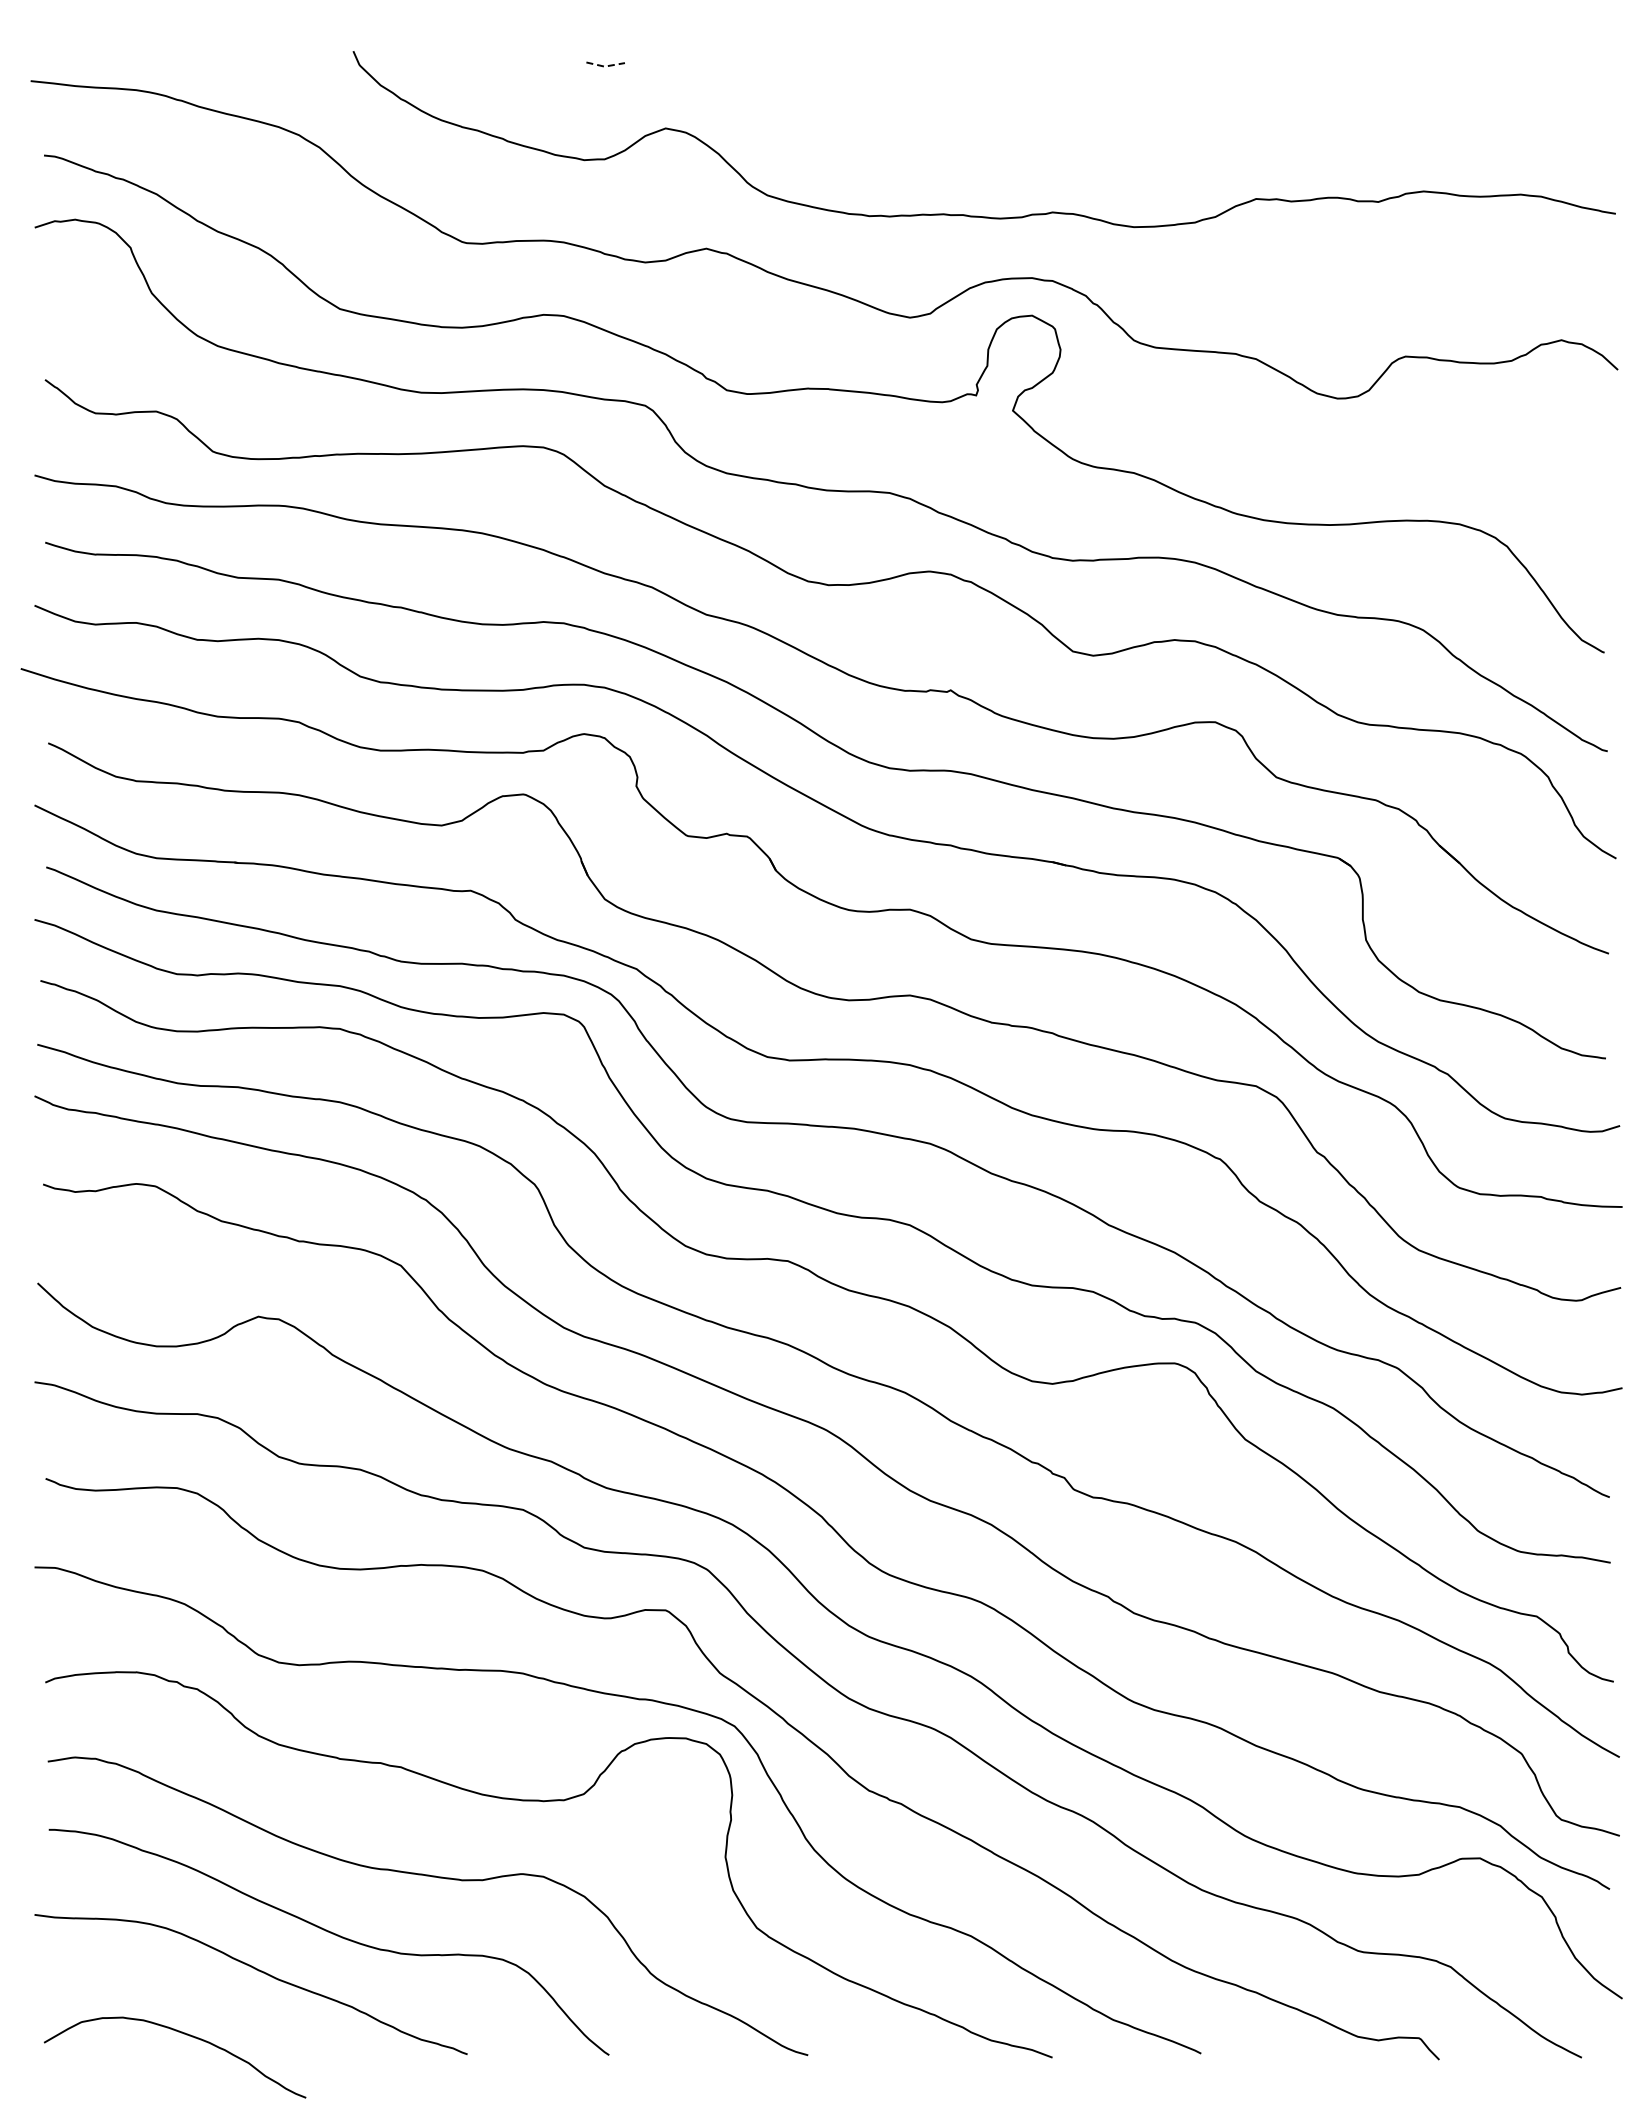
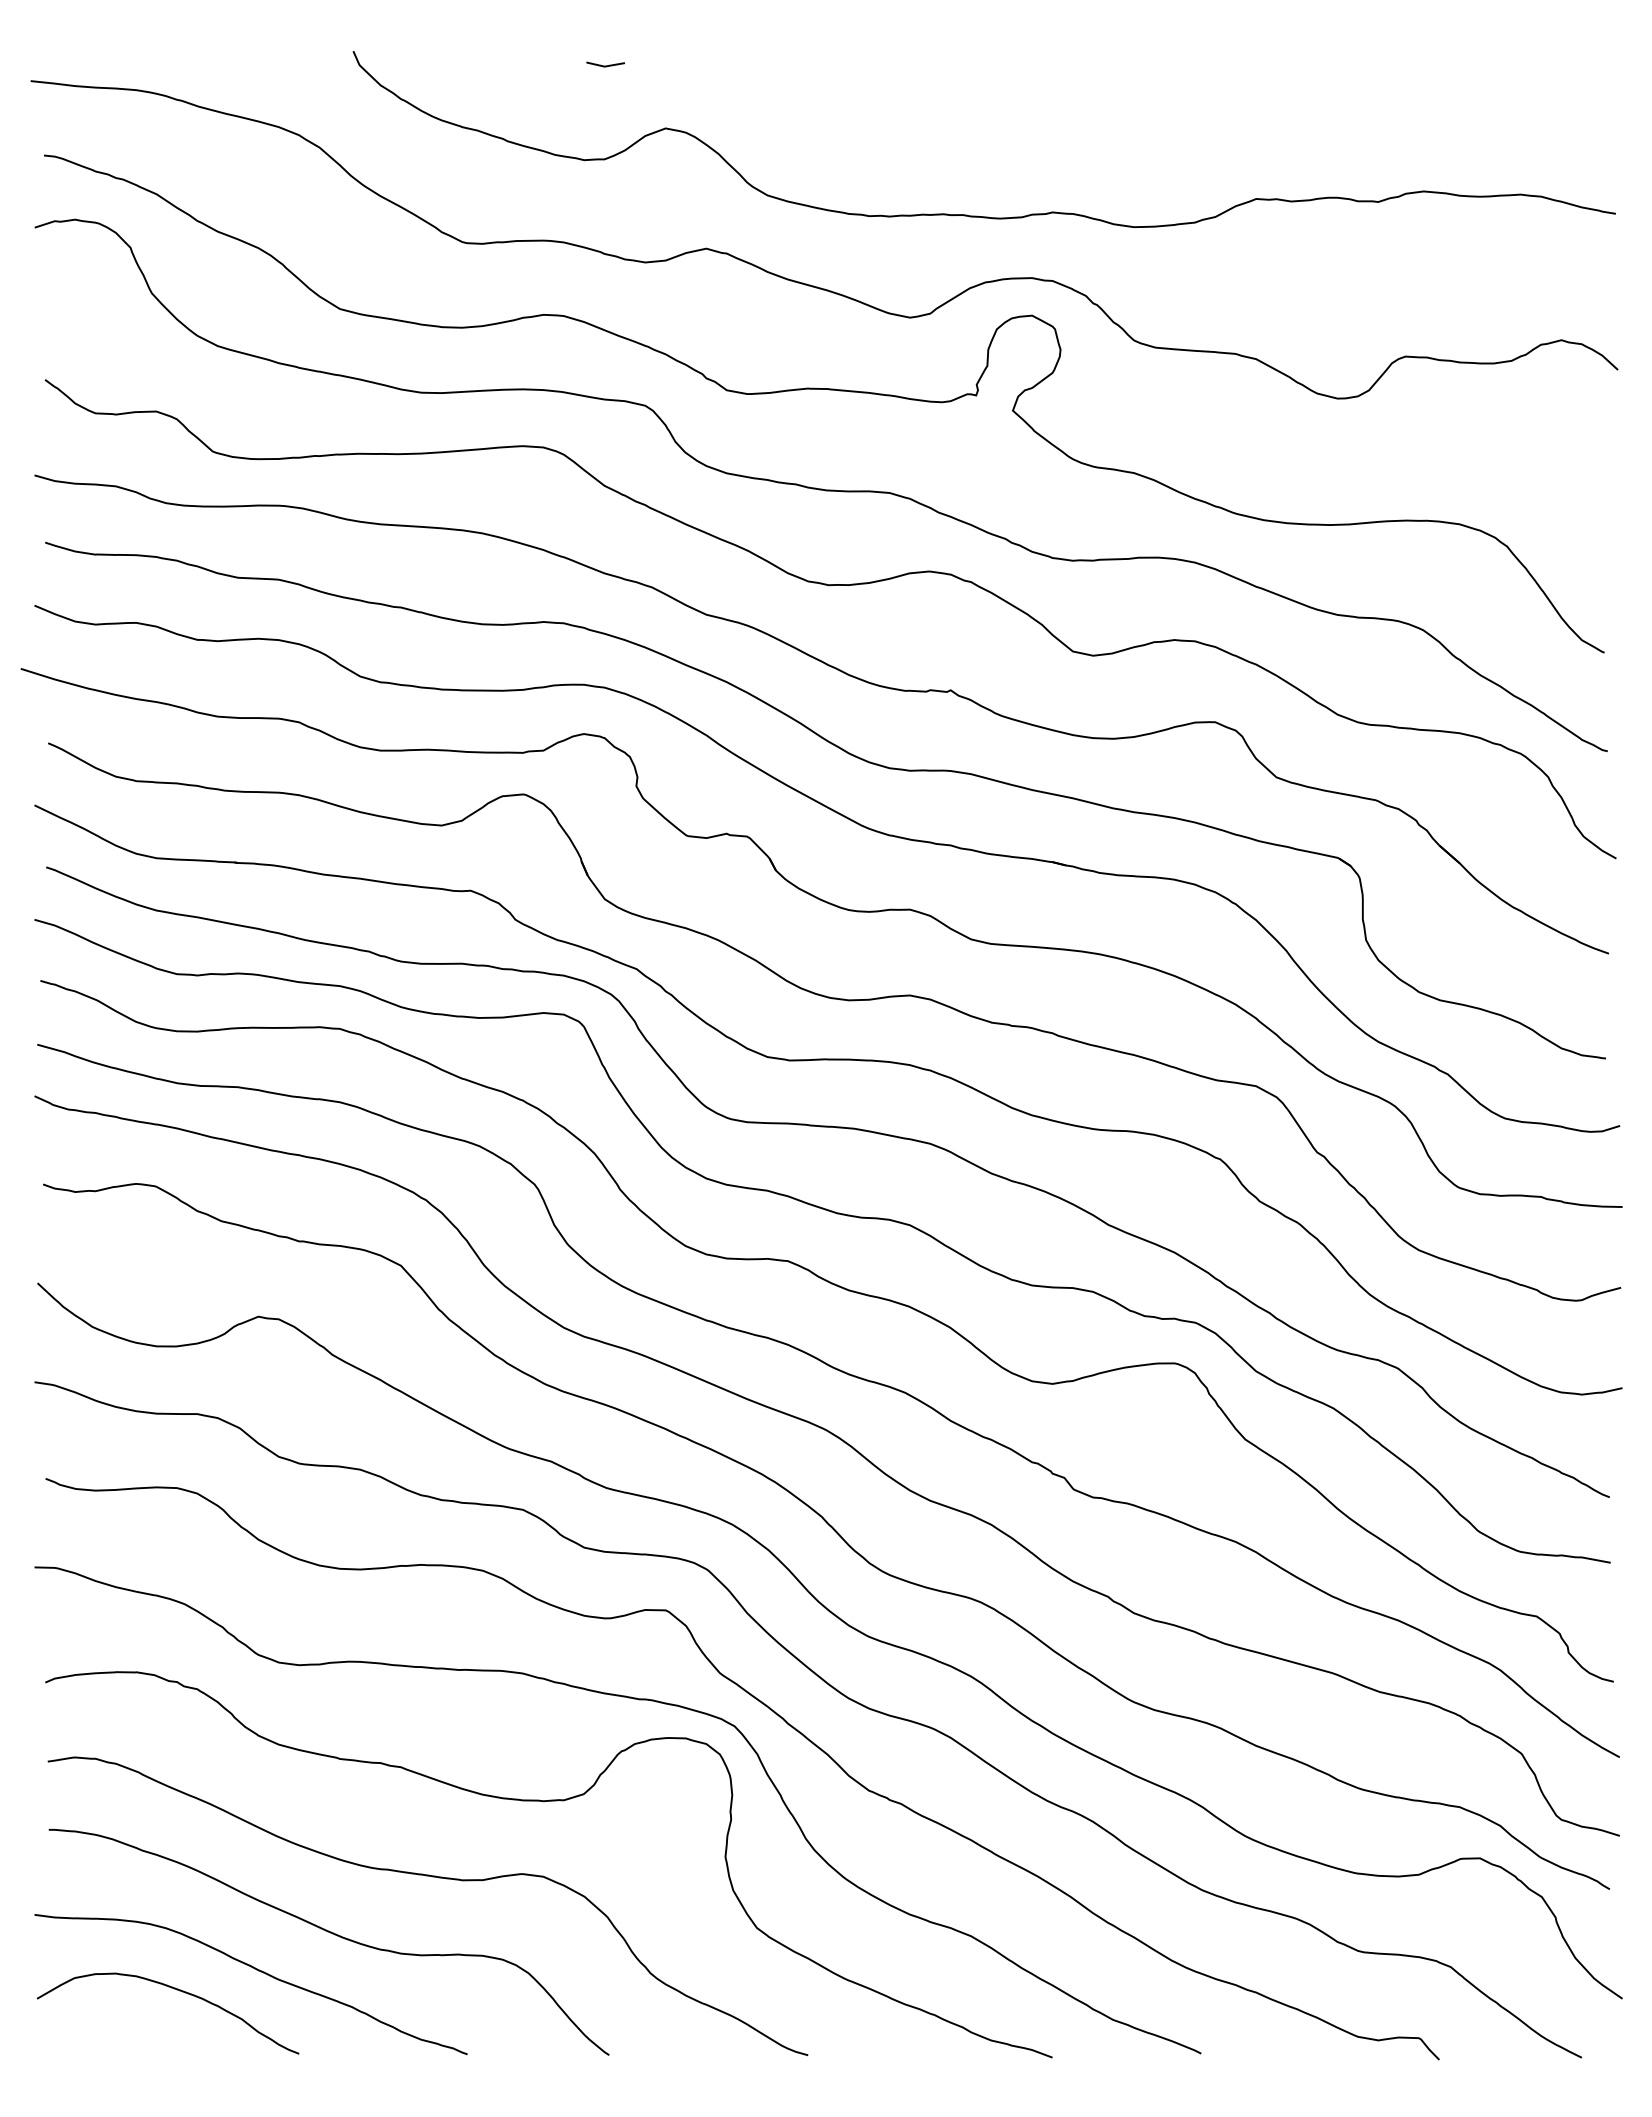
line: dashed -> solid (605, 66)
curve position: (183, 2034) -> (176, 1990) (176, 1990)
